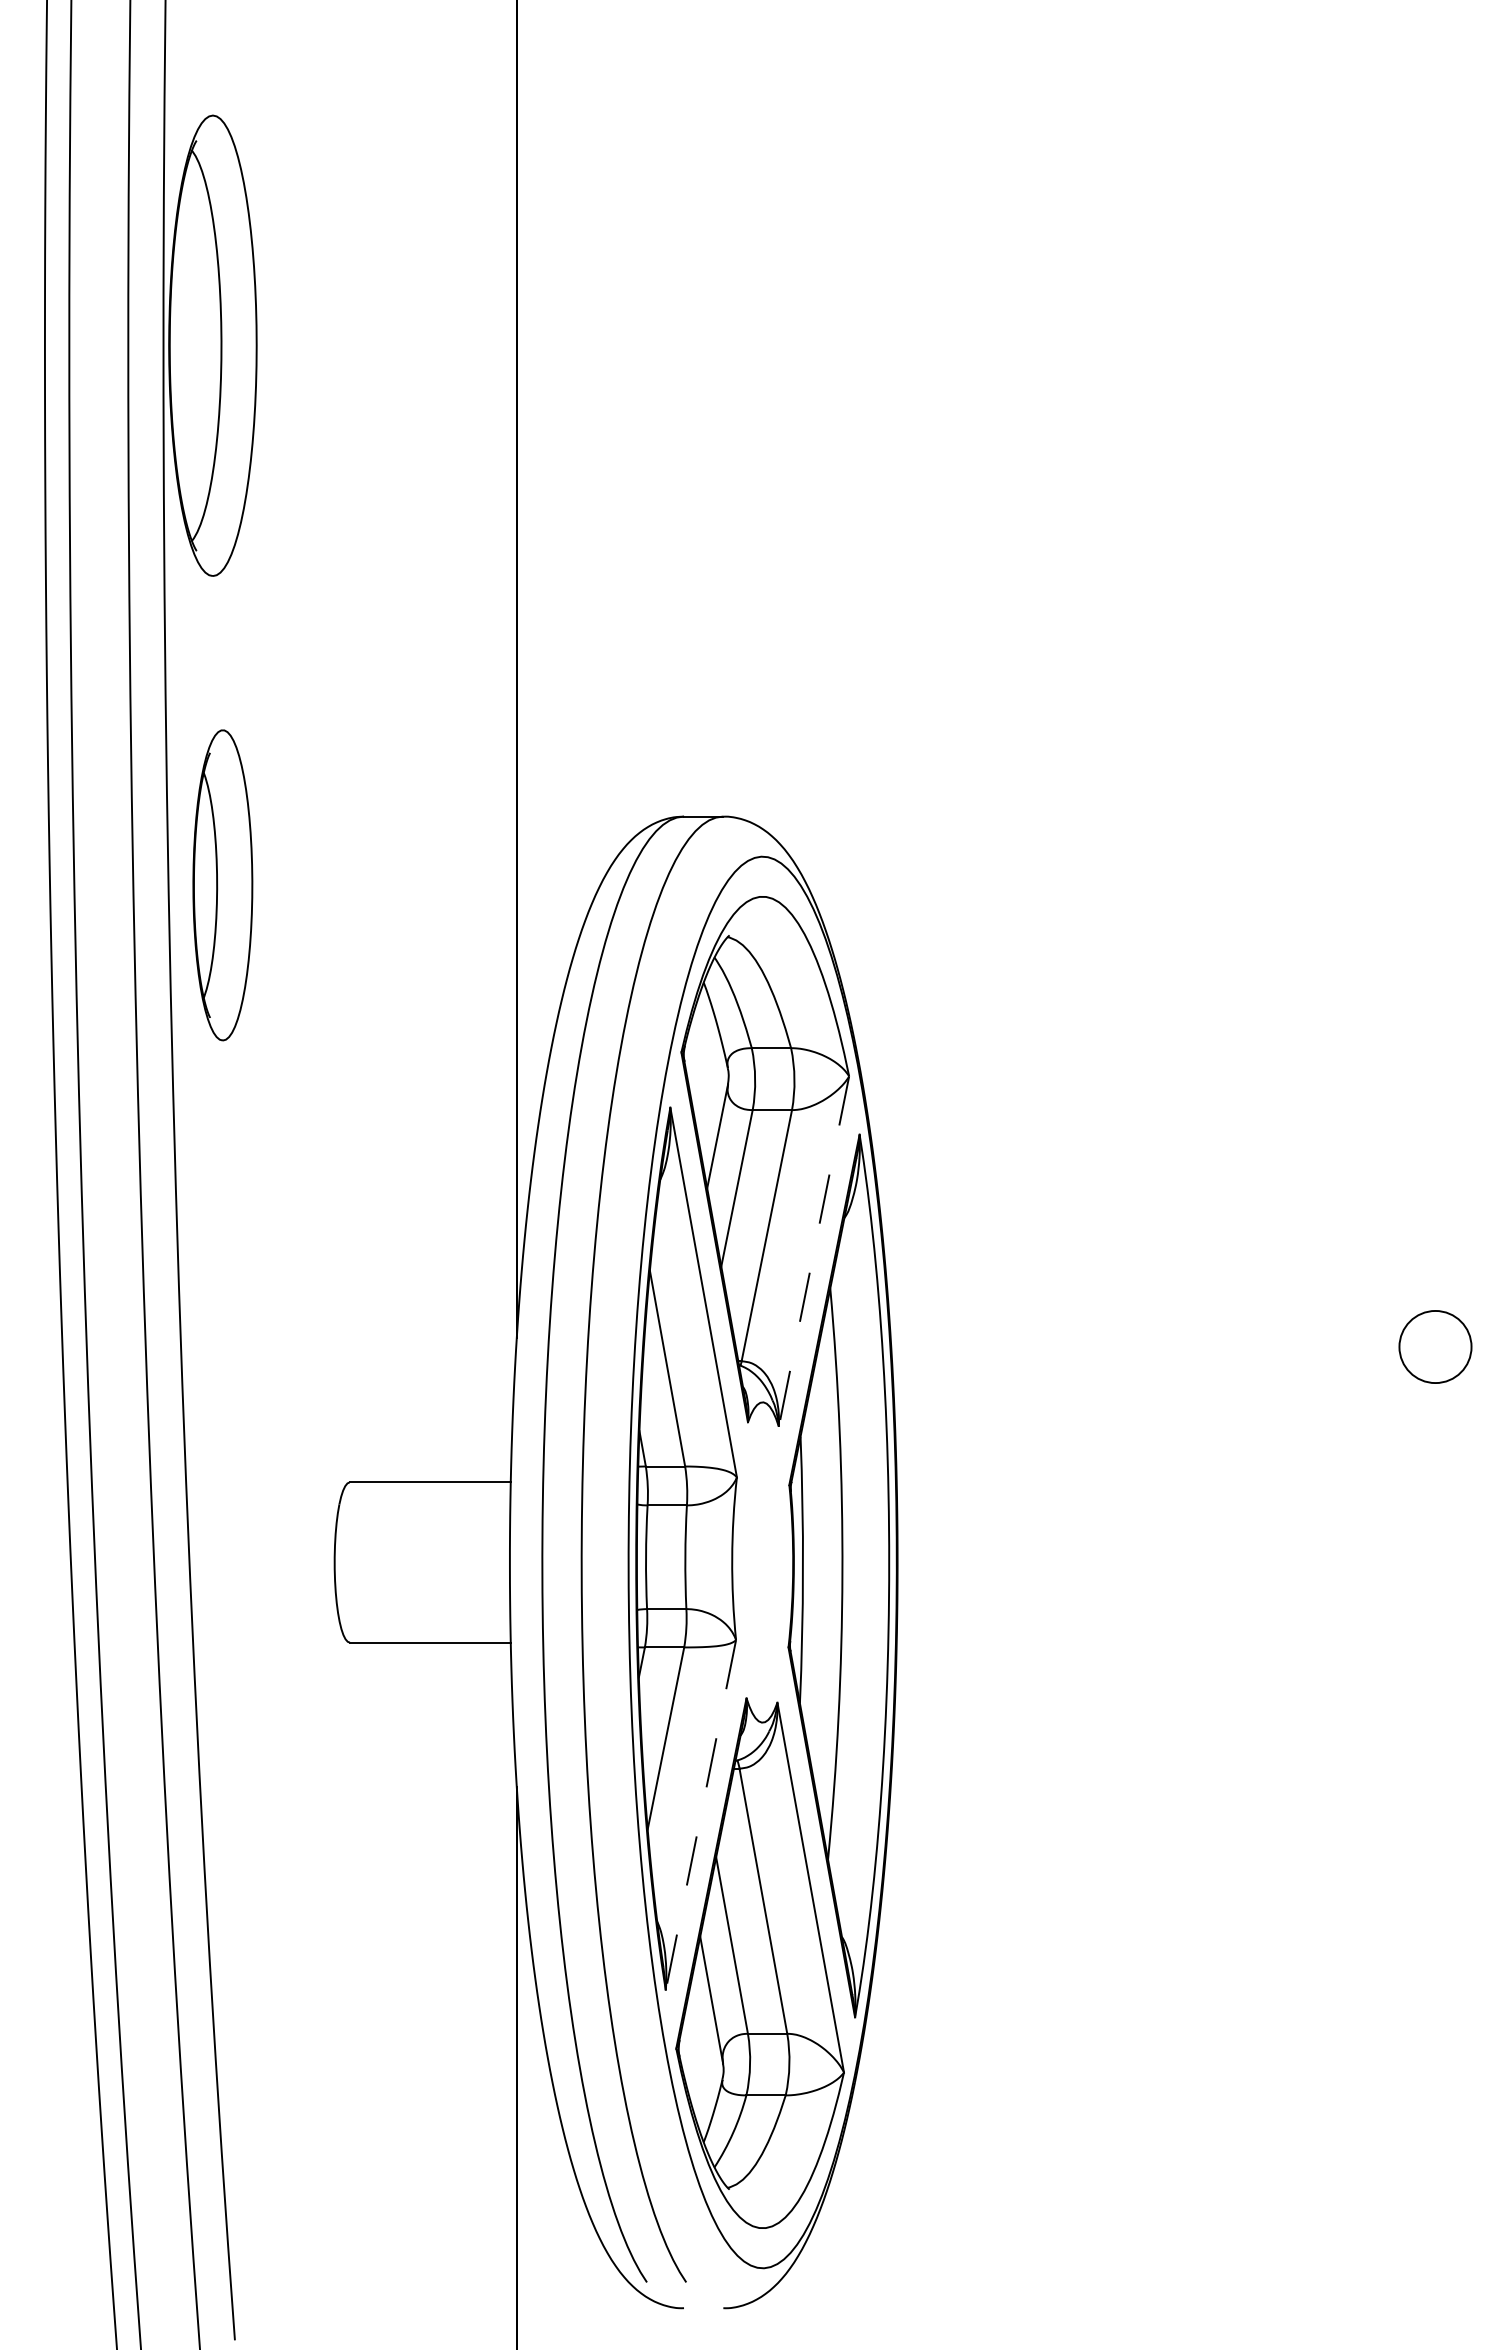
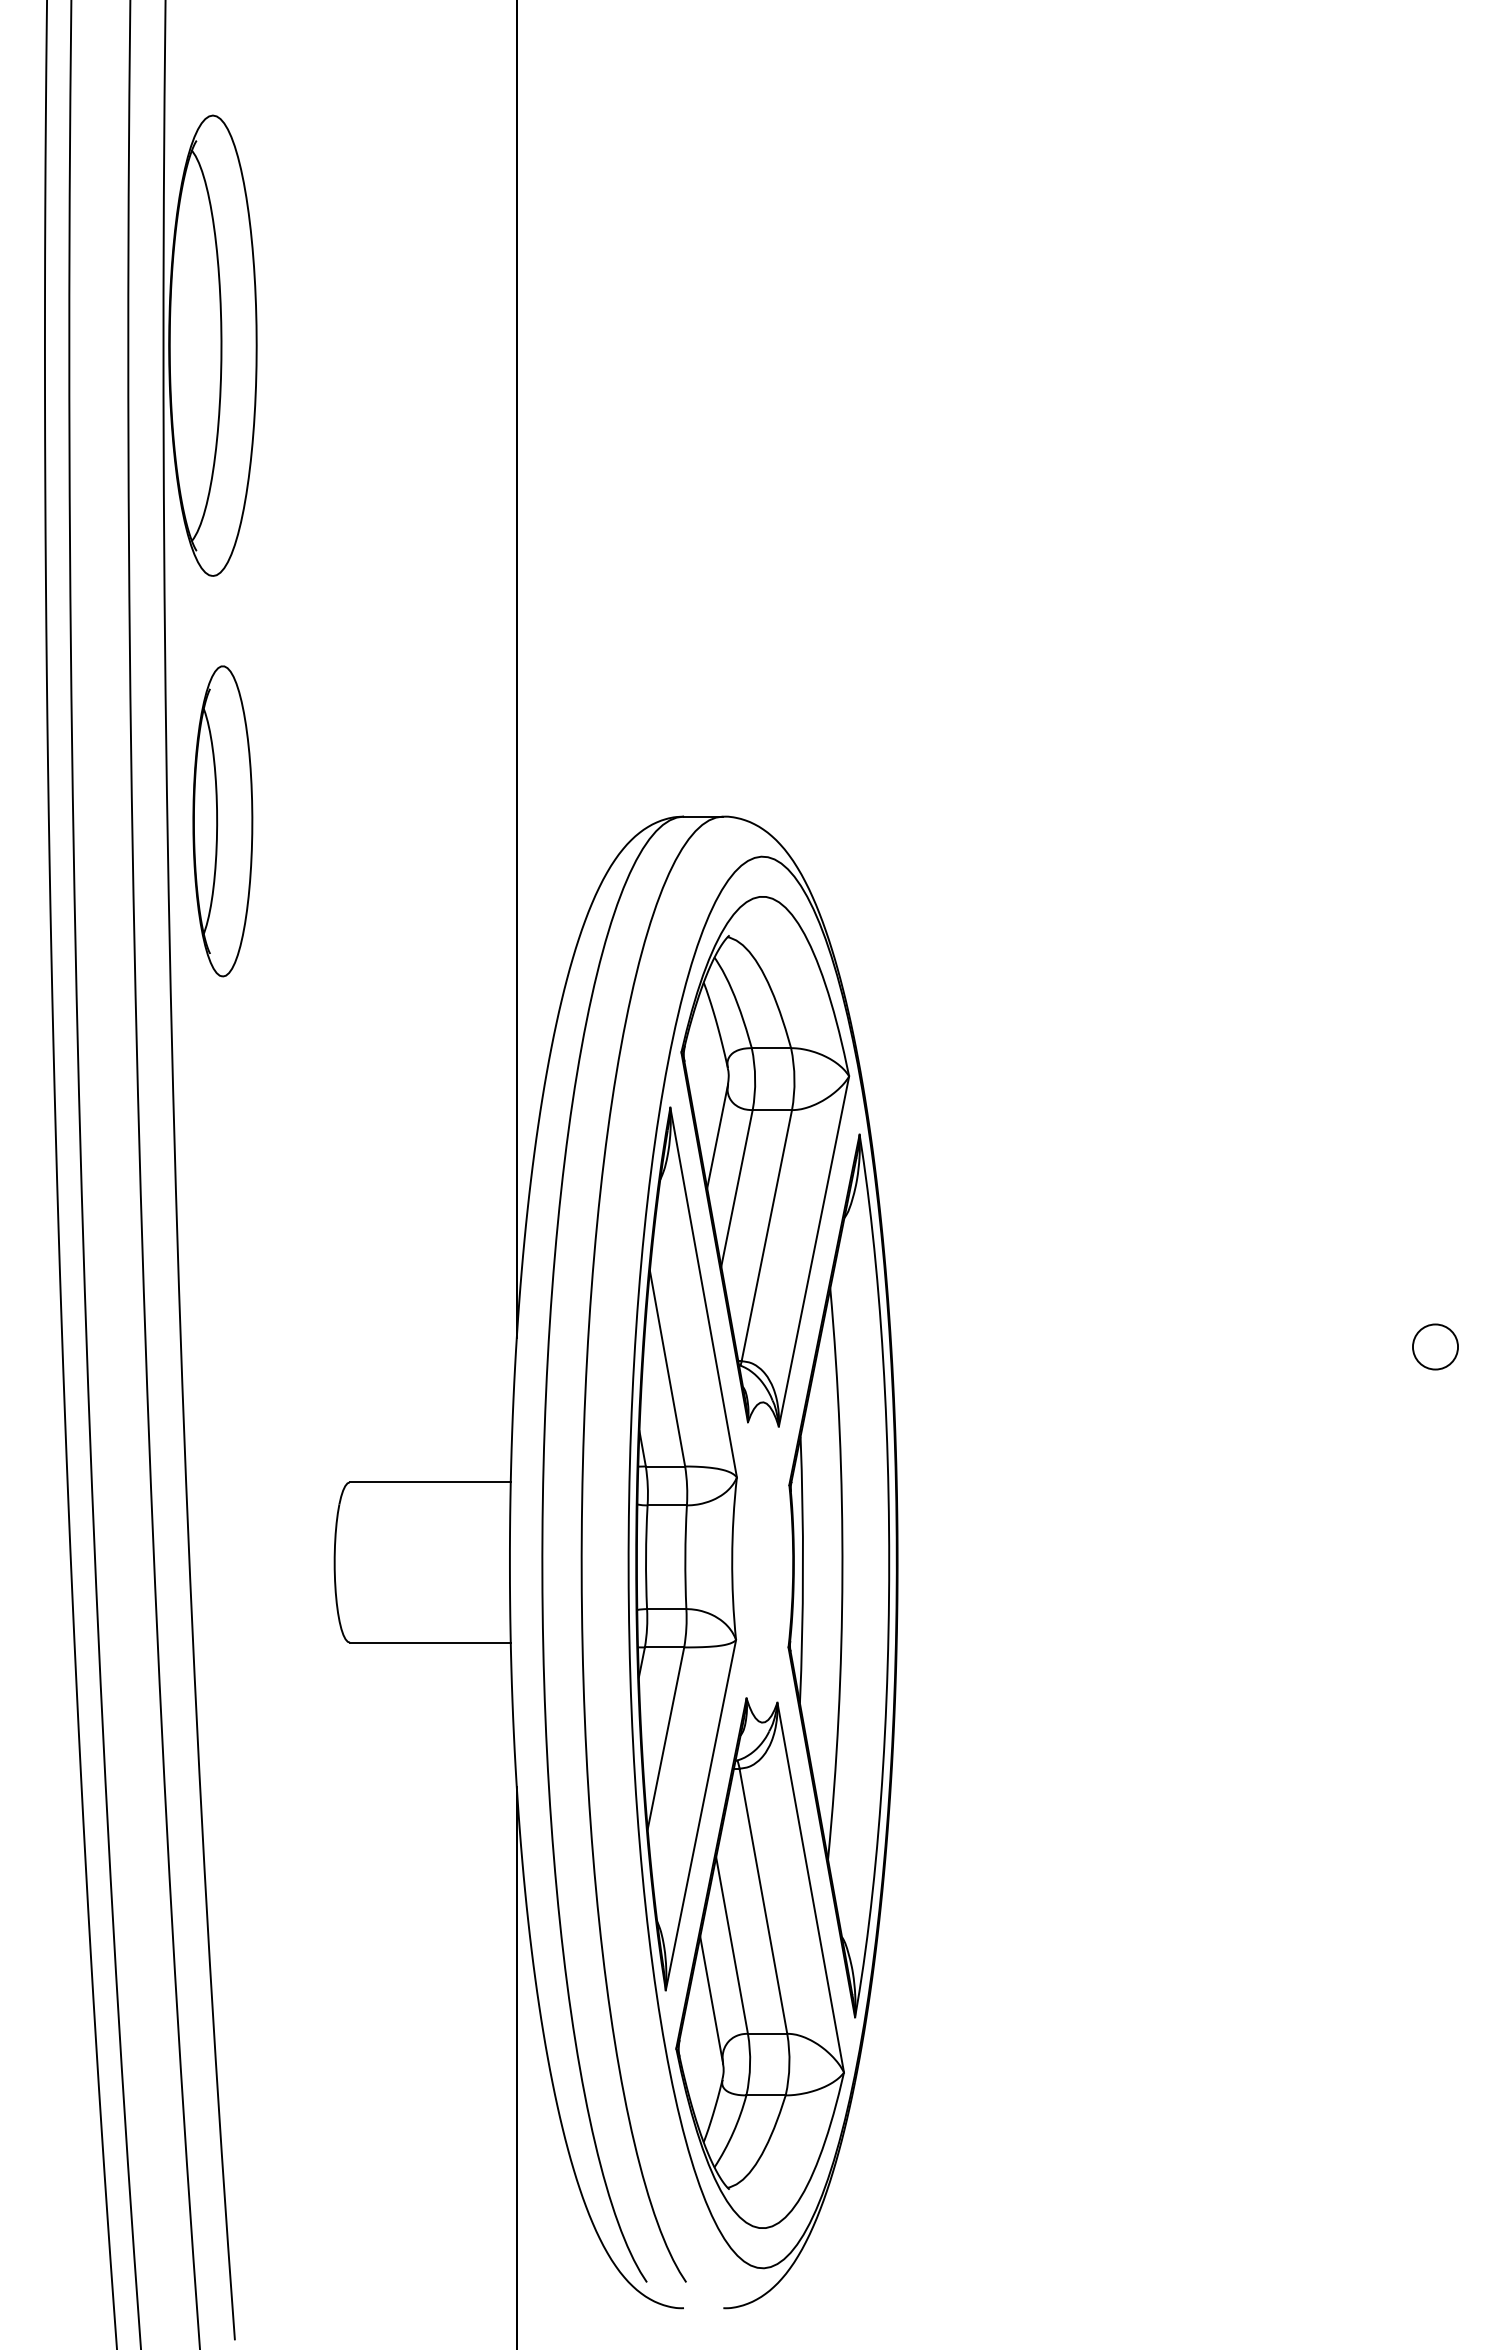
part position: (222, 885) -> (222, 821) (222, 821)
line: dashed -> solid (814, 1251)
circle diameter: 72 px -> 45 px (1435, 1346)
line: dashed -> solid (700, 1815)
